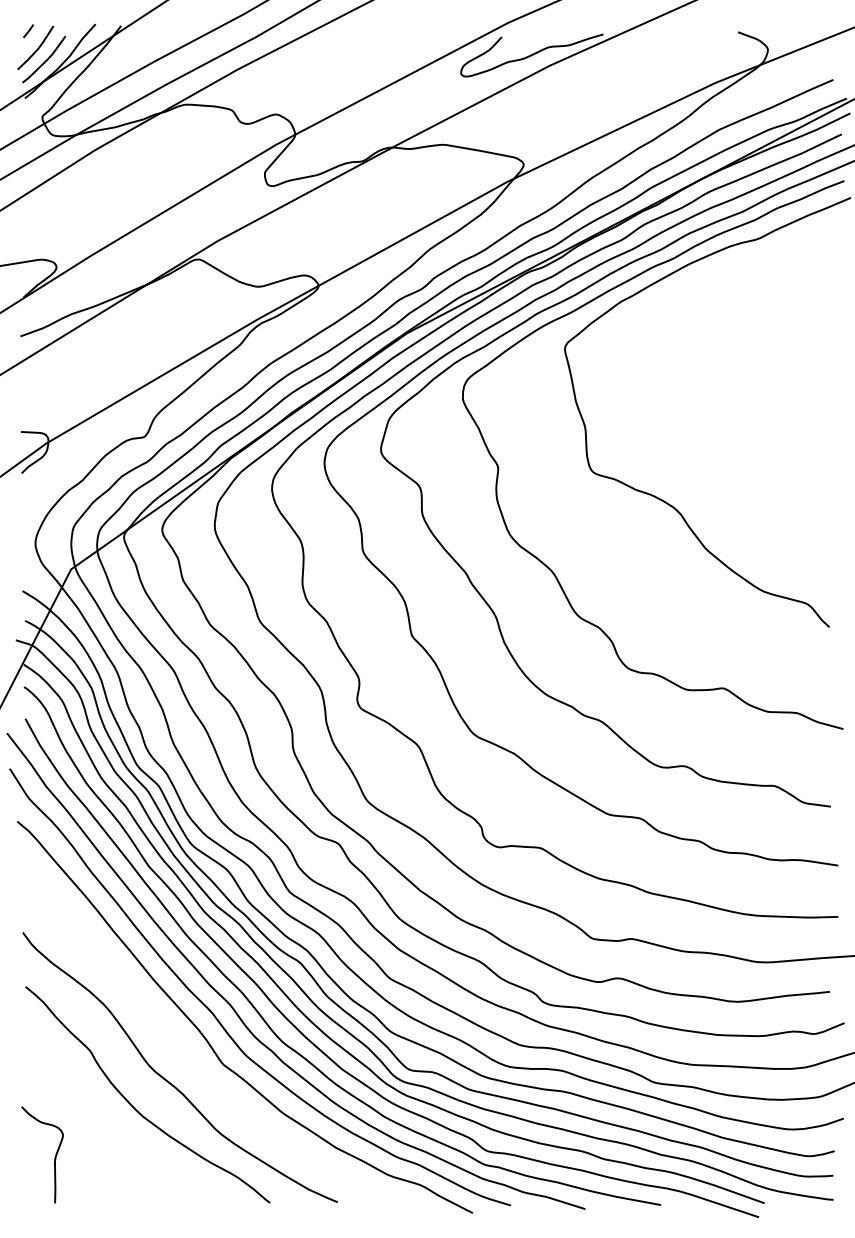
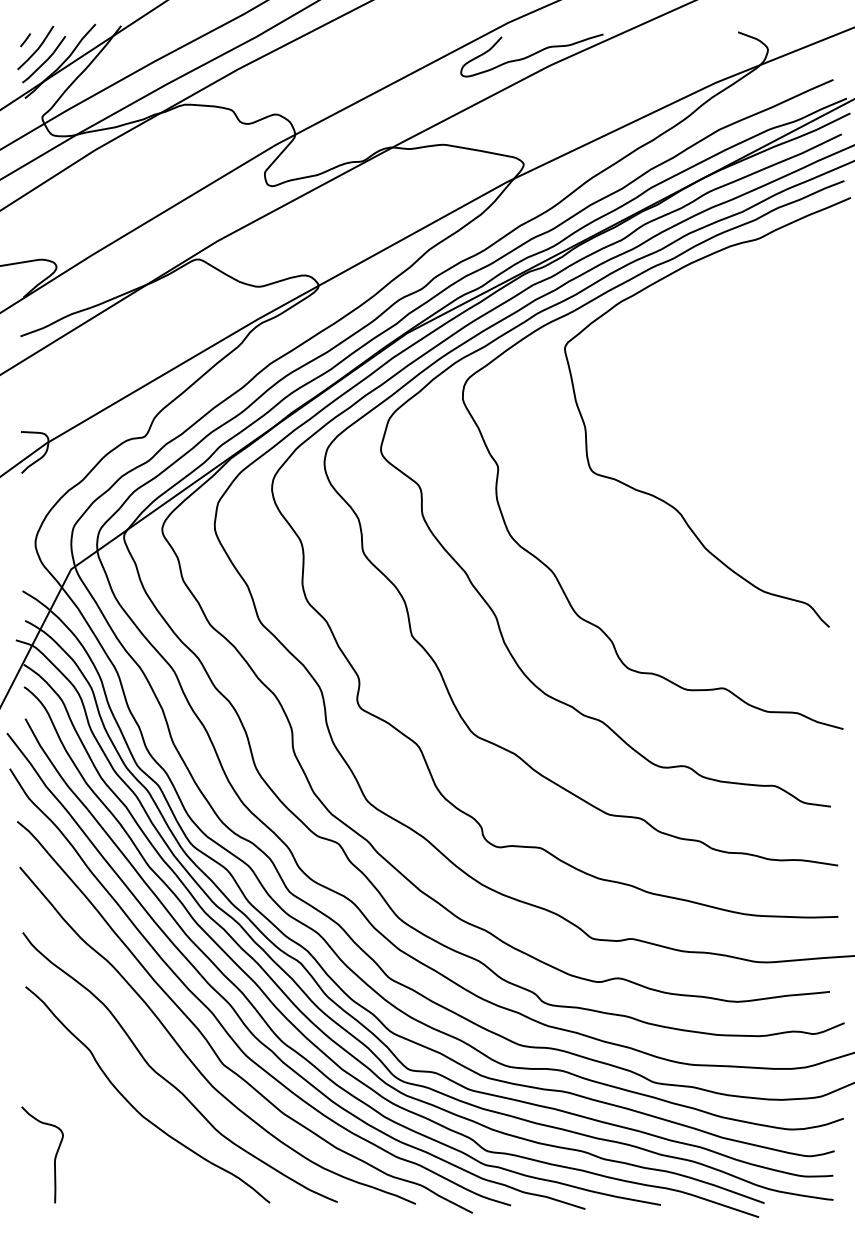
line position: (28, 31) -> (25, 40) (25, 40)
curve: none -> present (190, 1058)
